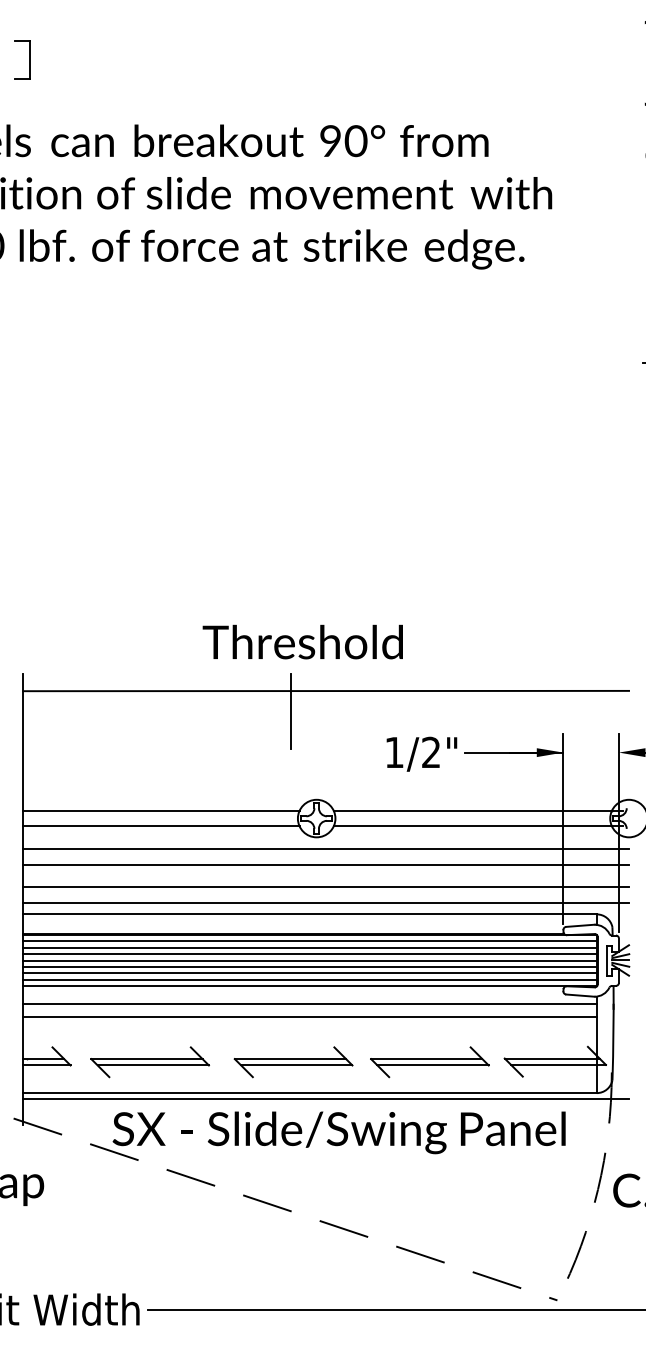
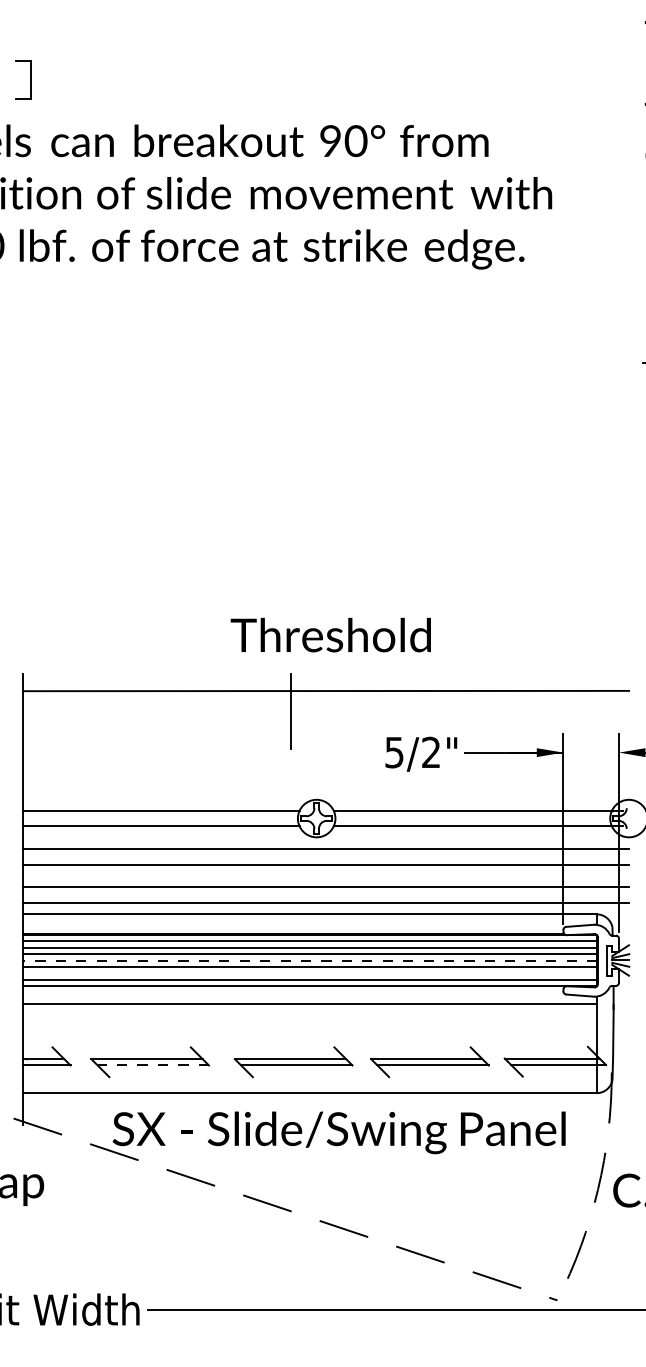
part position: (29, 59) -> (30, 79) (30, 79)
text position: (302, 641) -> (330, 634) (330, 634)
text: 1/2" -> 5/2" (394, 752)
line: solid -> dashed (310, 960)
line: present -> none (310, 973)
line: present -> none (310, 1016)
line: solid -> dashed (153, 1065)
line: present -> none (326, 1099)
